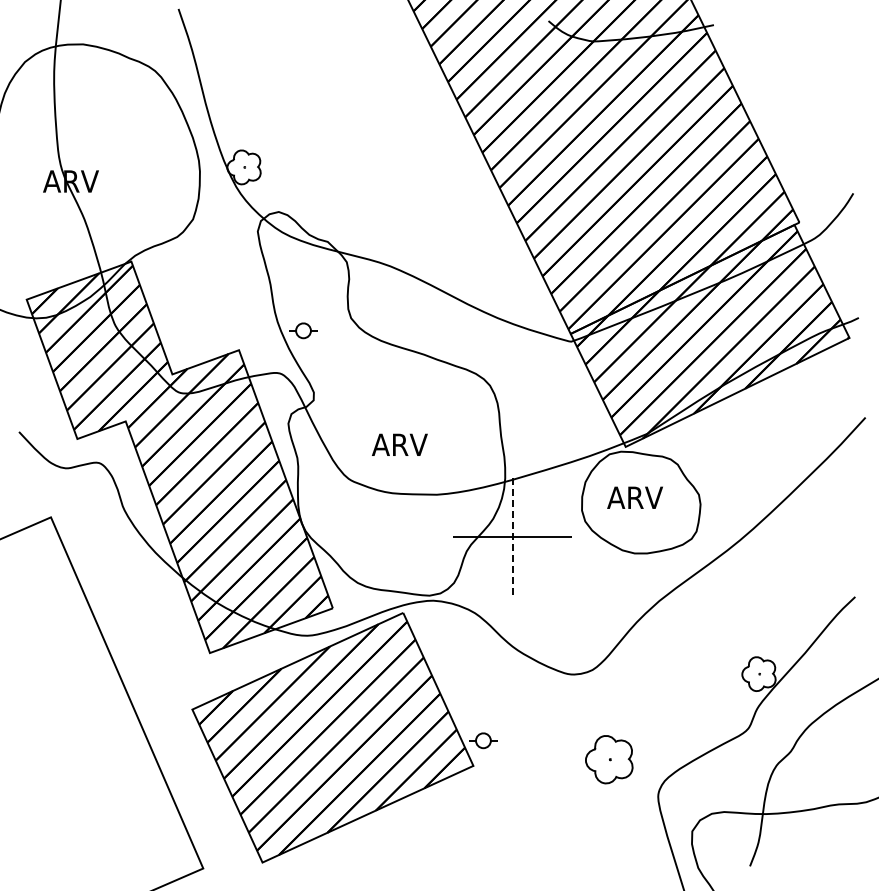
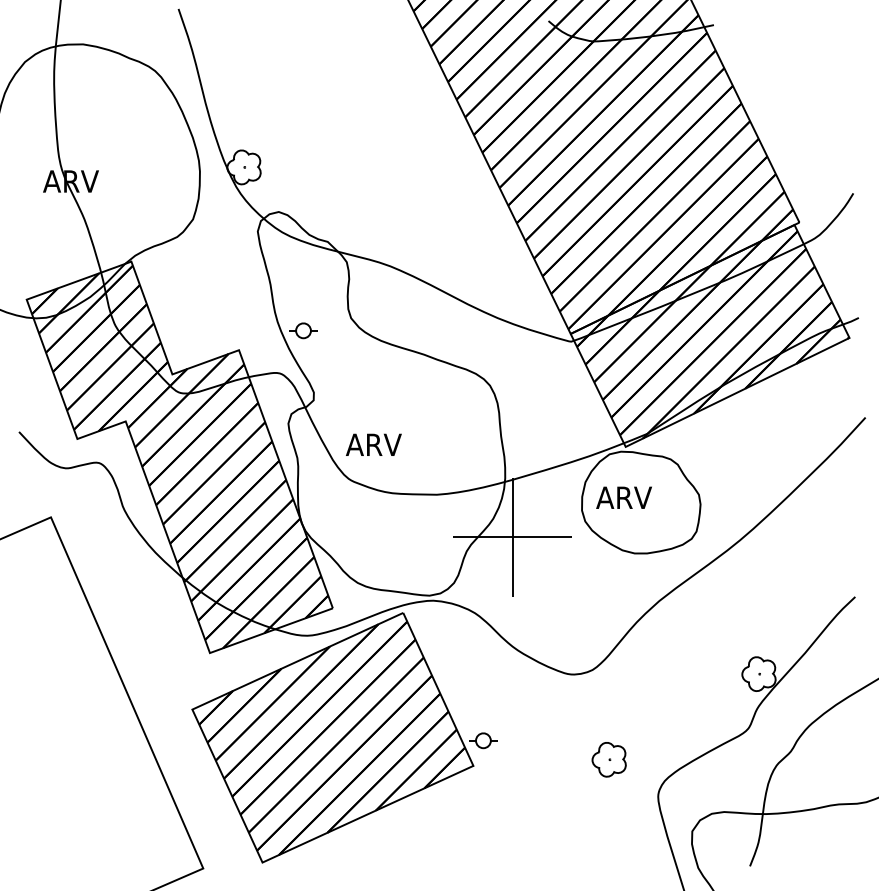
text position: (399, 444) -> (373, 444) (373, 444)
text position: (634, 497) -> (623, 497) (623, 497)
line: dashed -> solid (512, 537)
part size: 49x50 px -> 36x36 px (608, 759)
